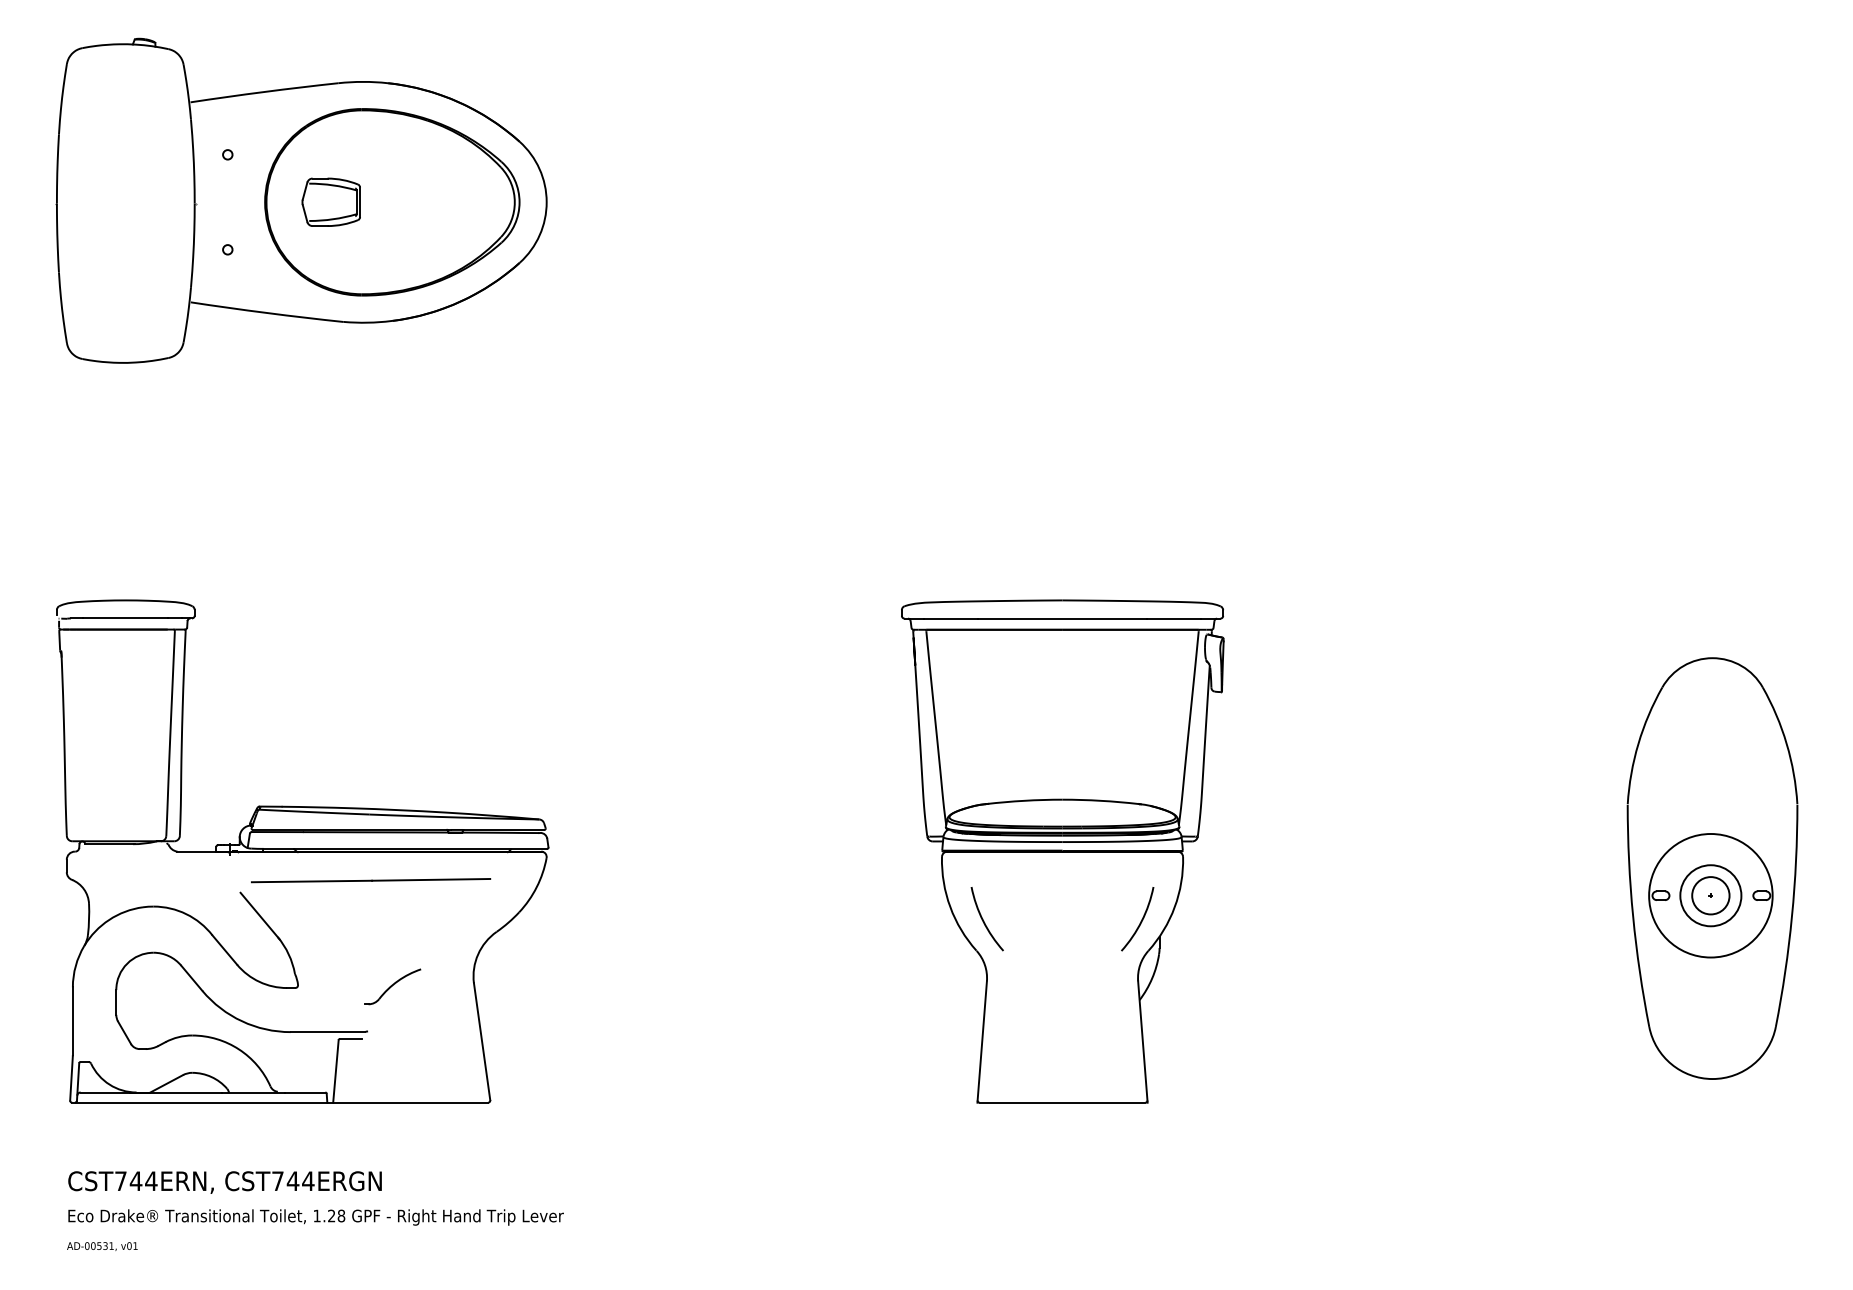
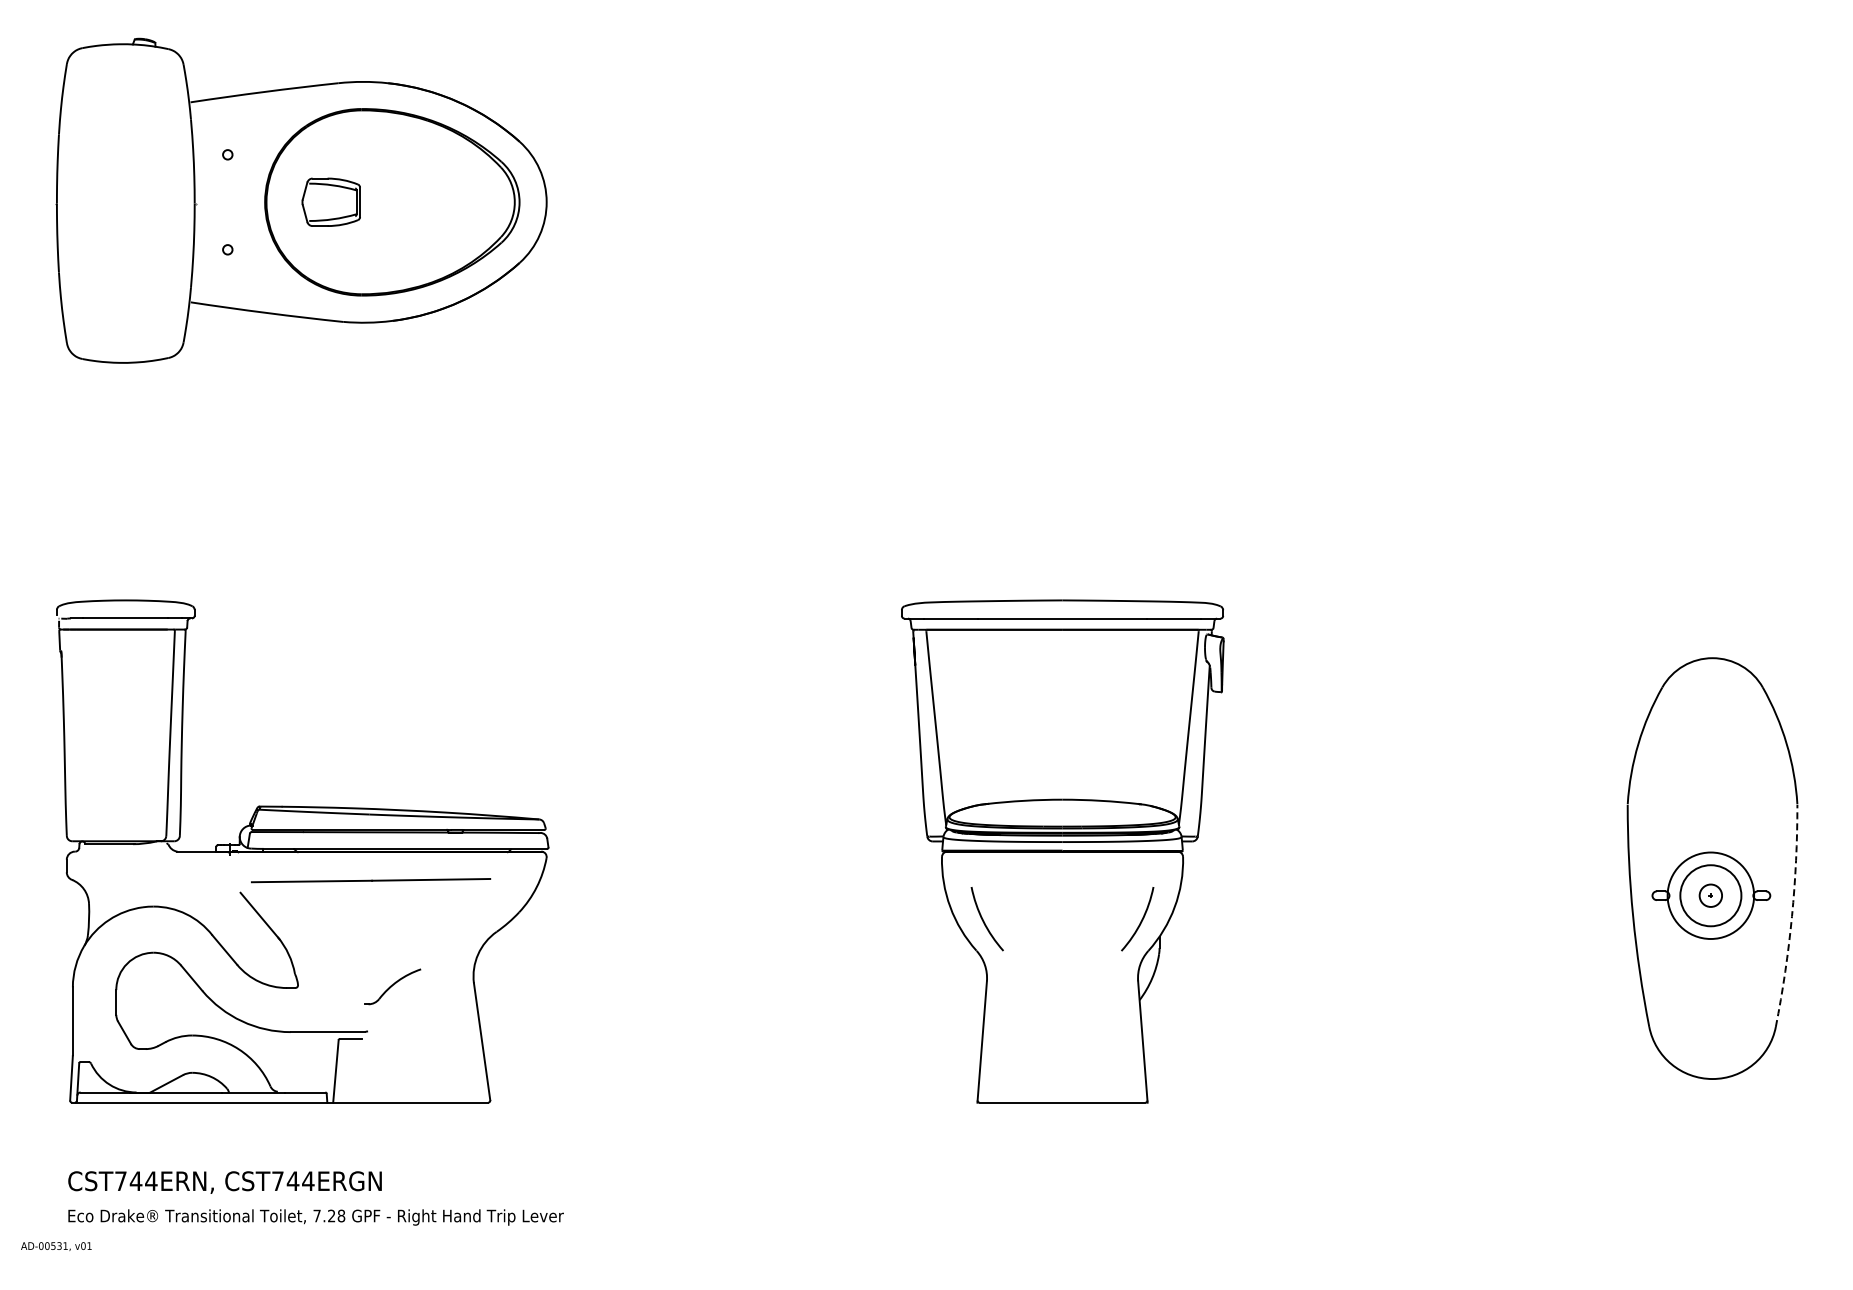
circle diameter: 124 px -> 86 px (1710, 895)
circle diameter: 37 px -> 22 px (1710, 895)
arc: solid -> dashed (1792, 916)
text: 1.28 -> 7.28 (316, 1215)
text position: (102, 1246) -> (56, 1246) (56, 1246)
